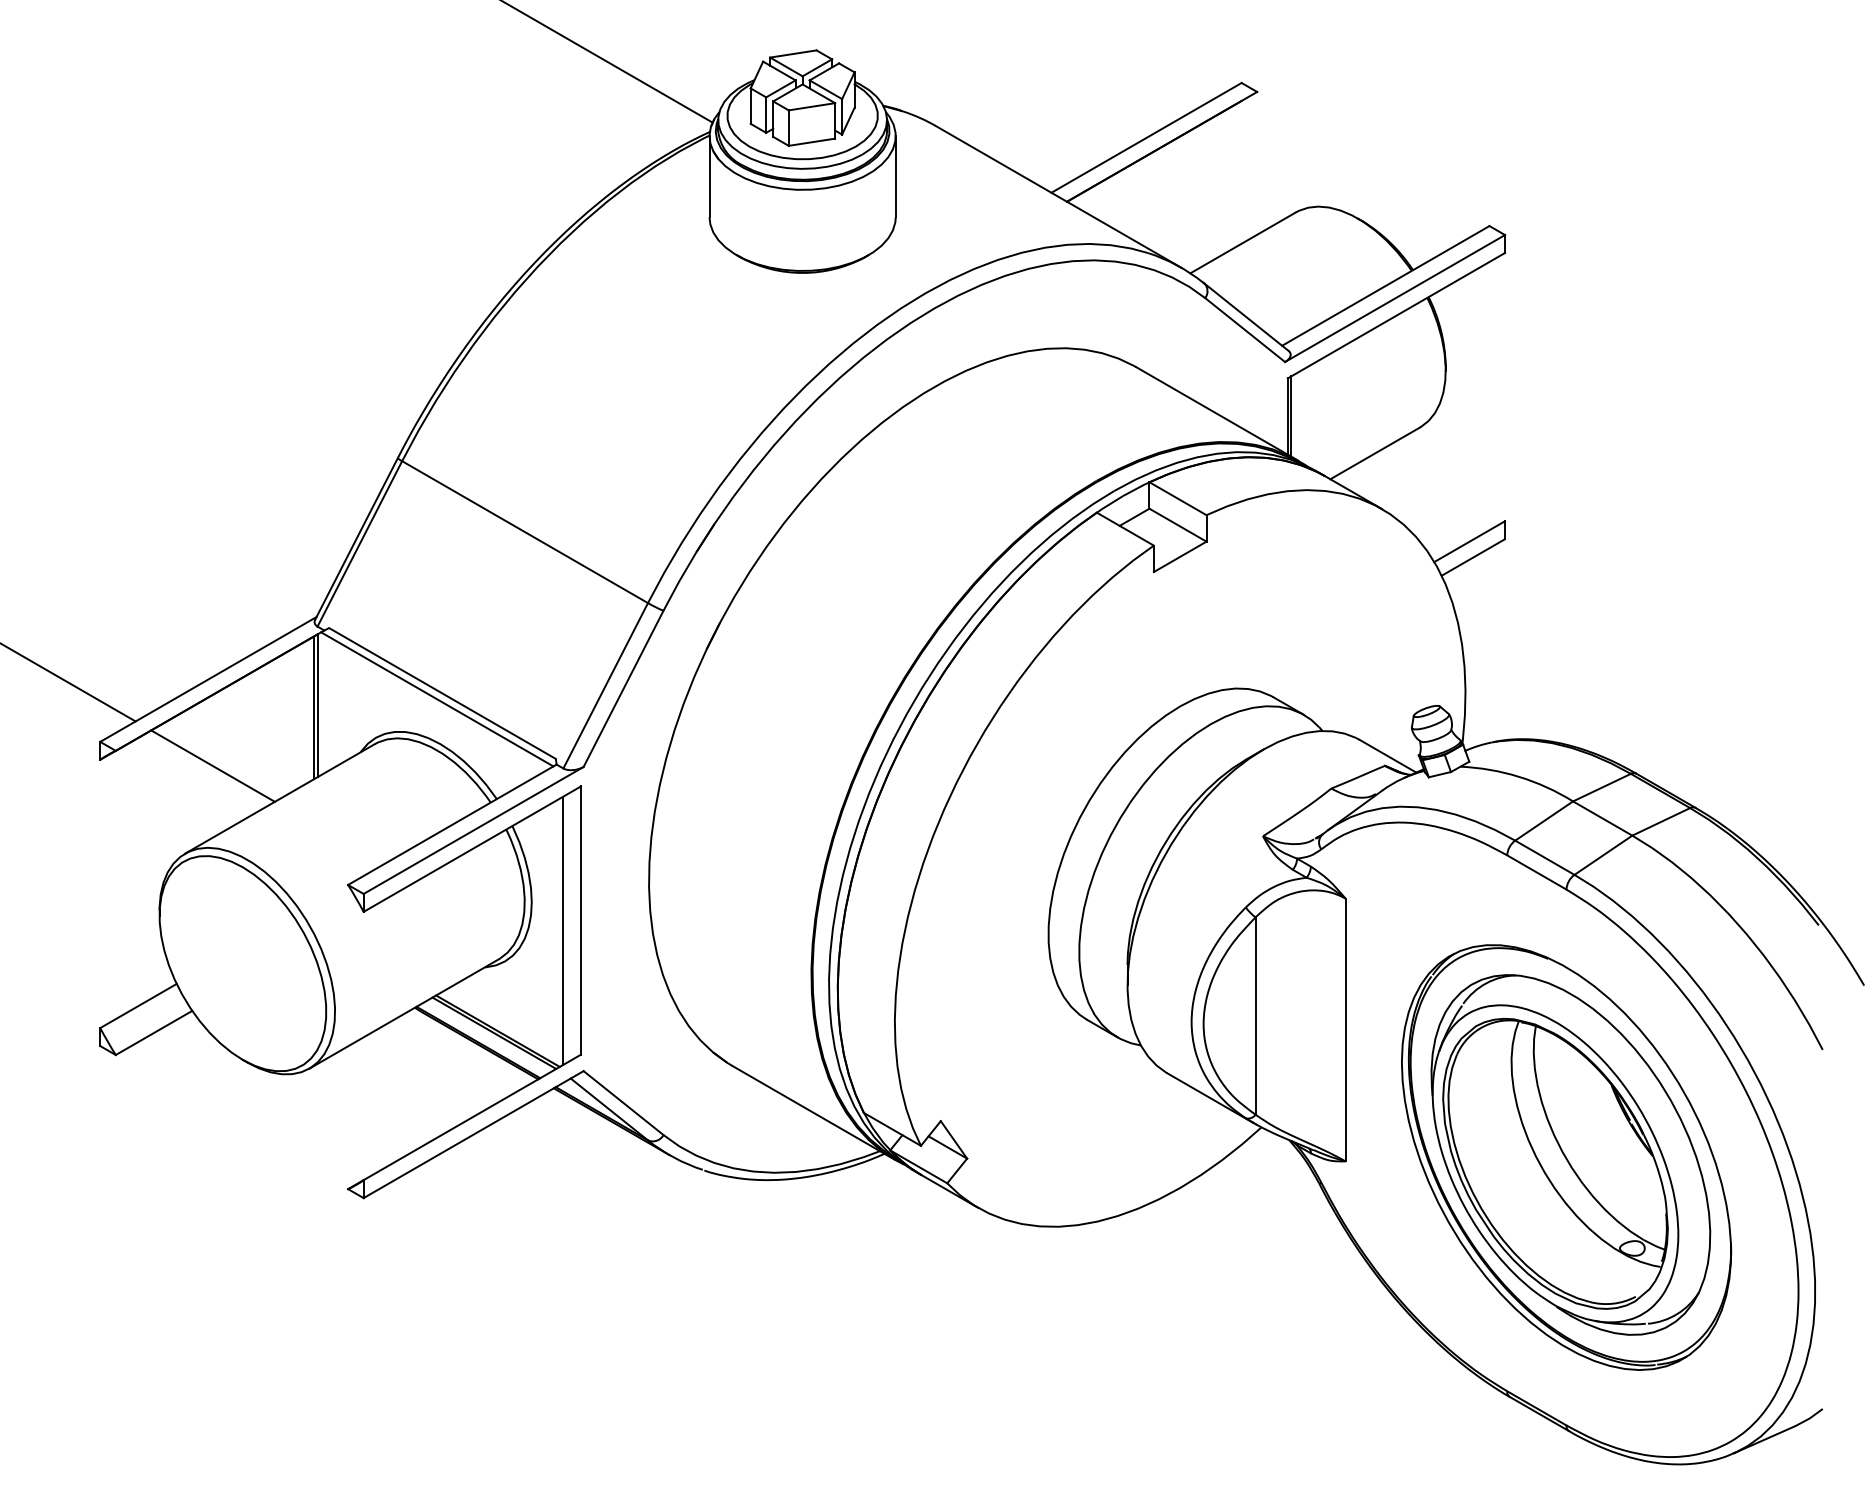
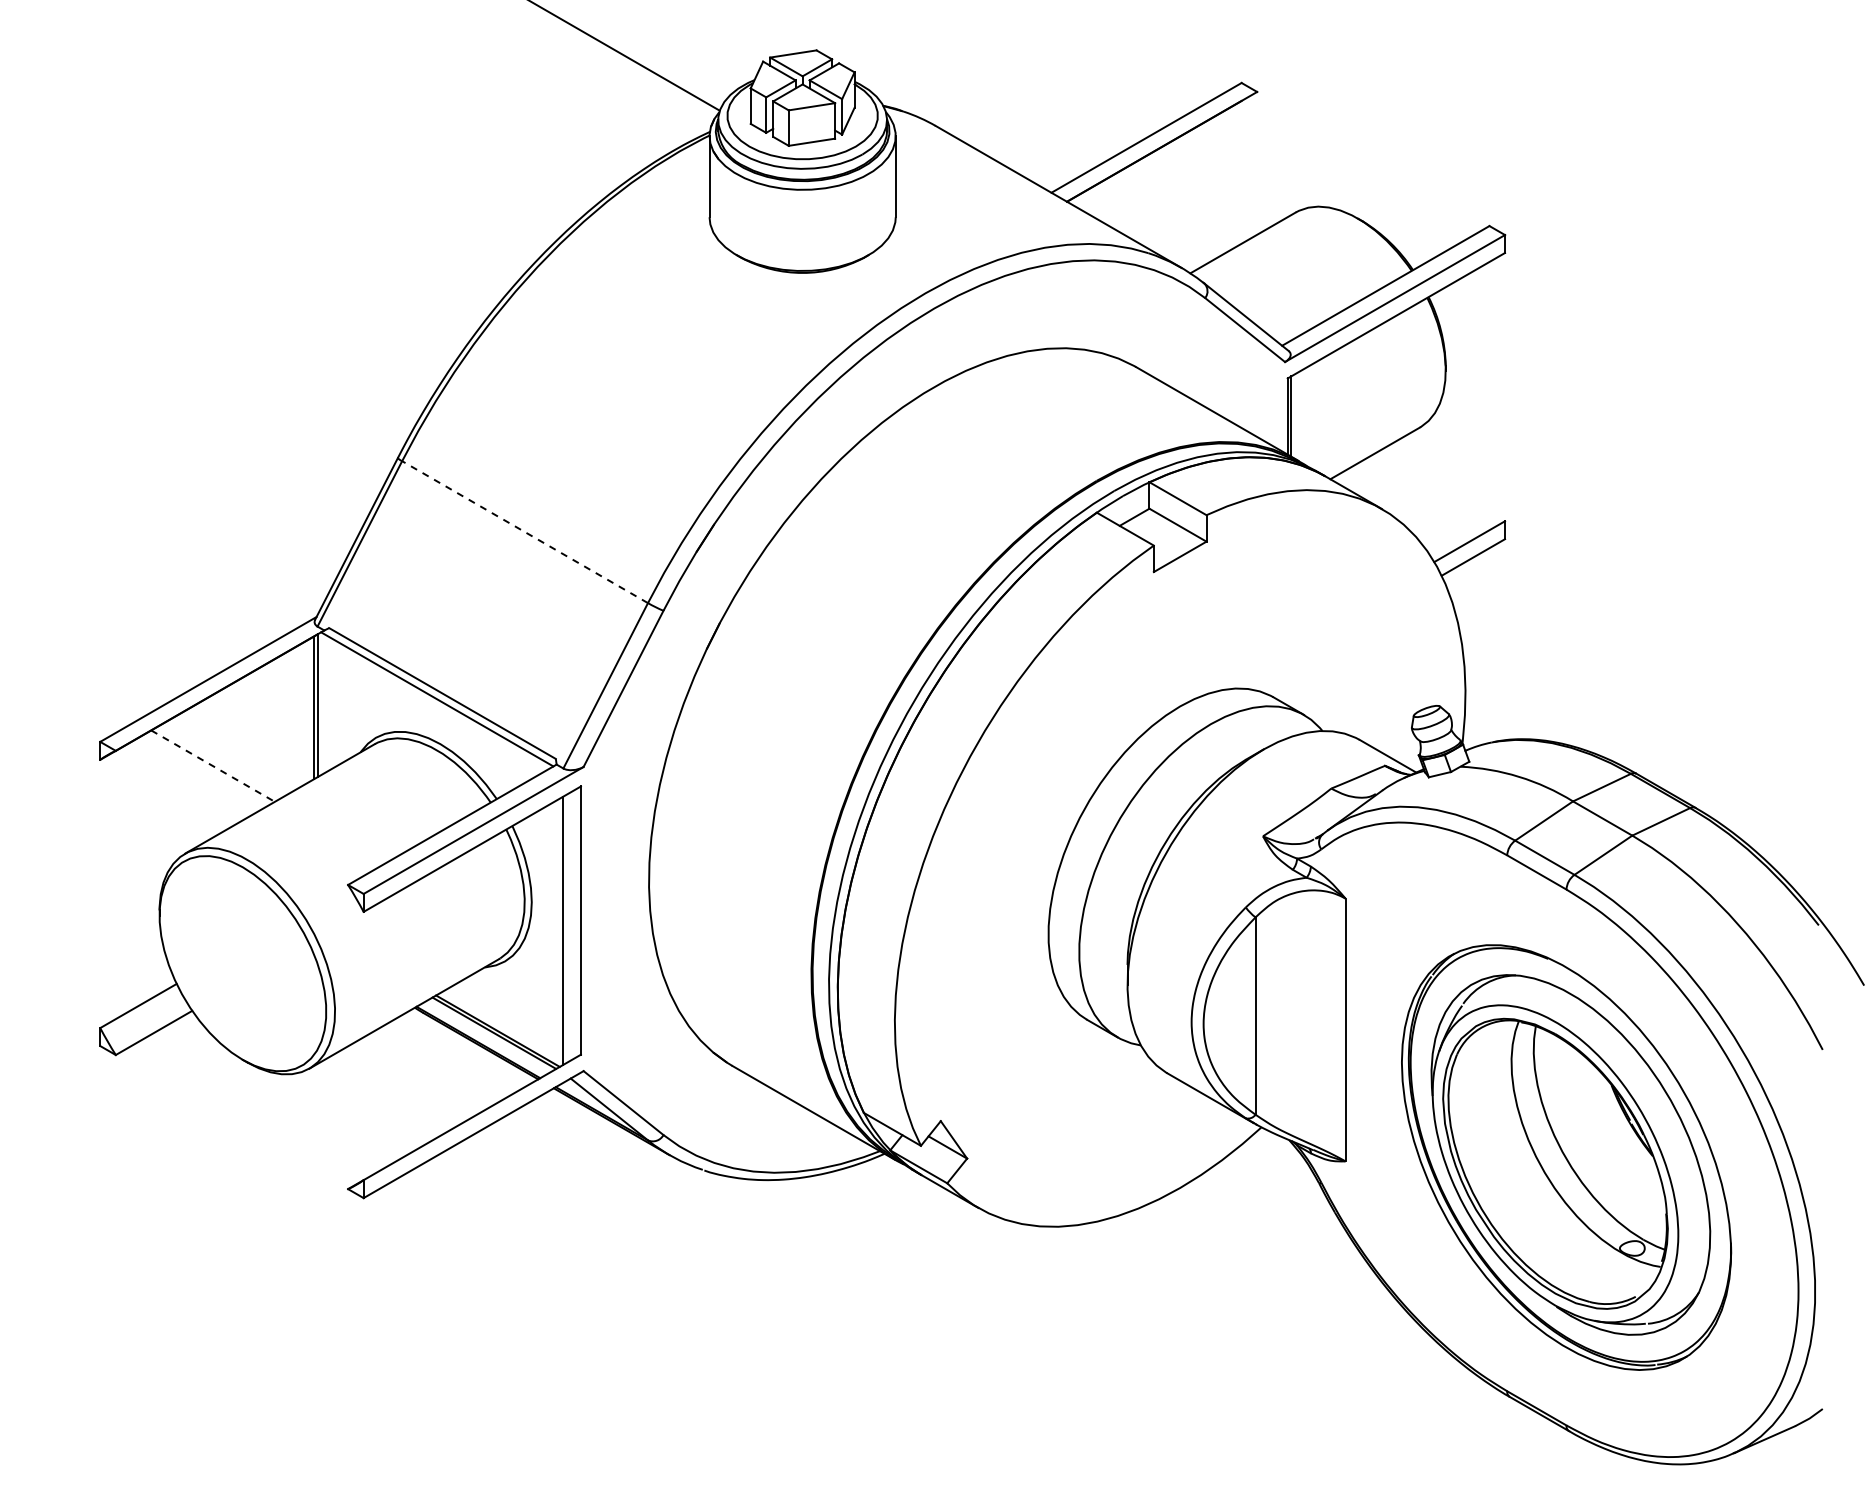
line position: (607, 62) -> (625, 56) (625, 56)
line: solid -> dashed (525, 532)
line: present -> none (68, 682)
line: solid -> dashed (213, 766)
